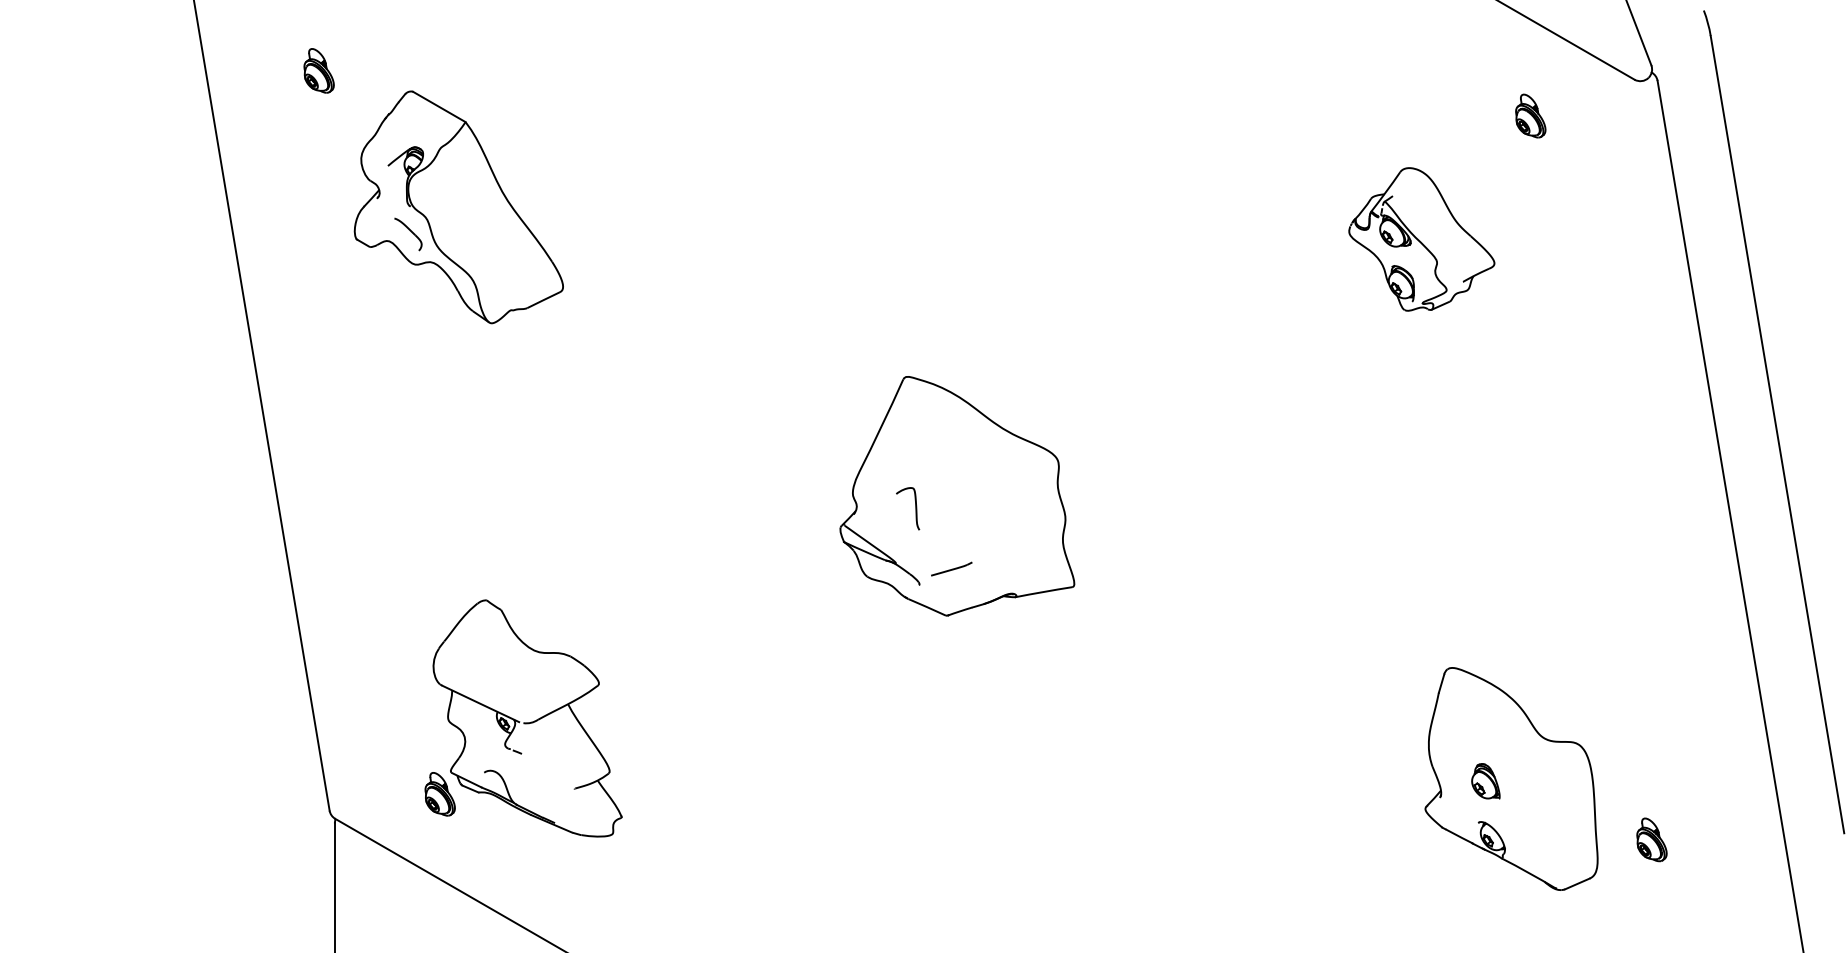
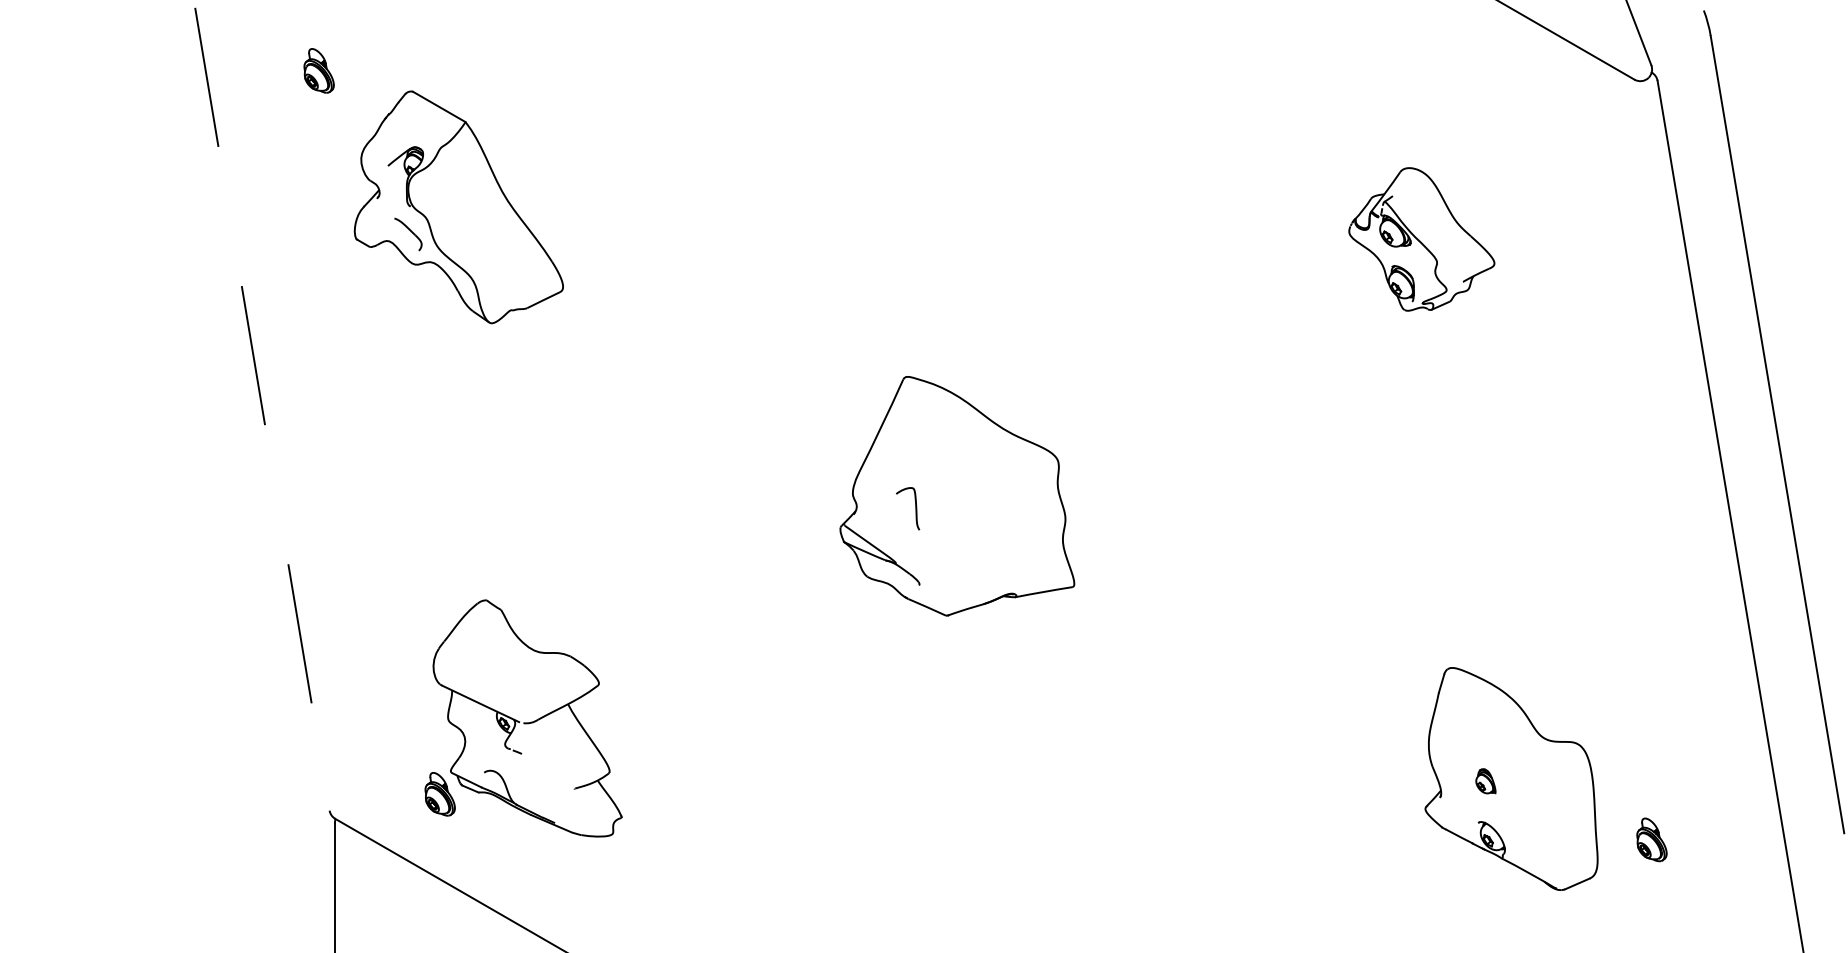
part: present -> none (1530, 115)
line: solid -> dashed (261, 405)
part: present -> none (951, 568)
part size: 30x37 px -> 22x27 px (1485, 781)
